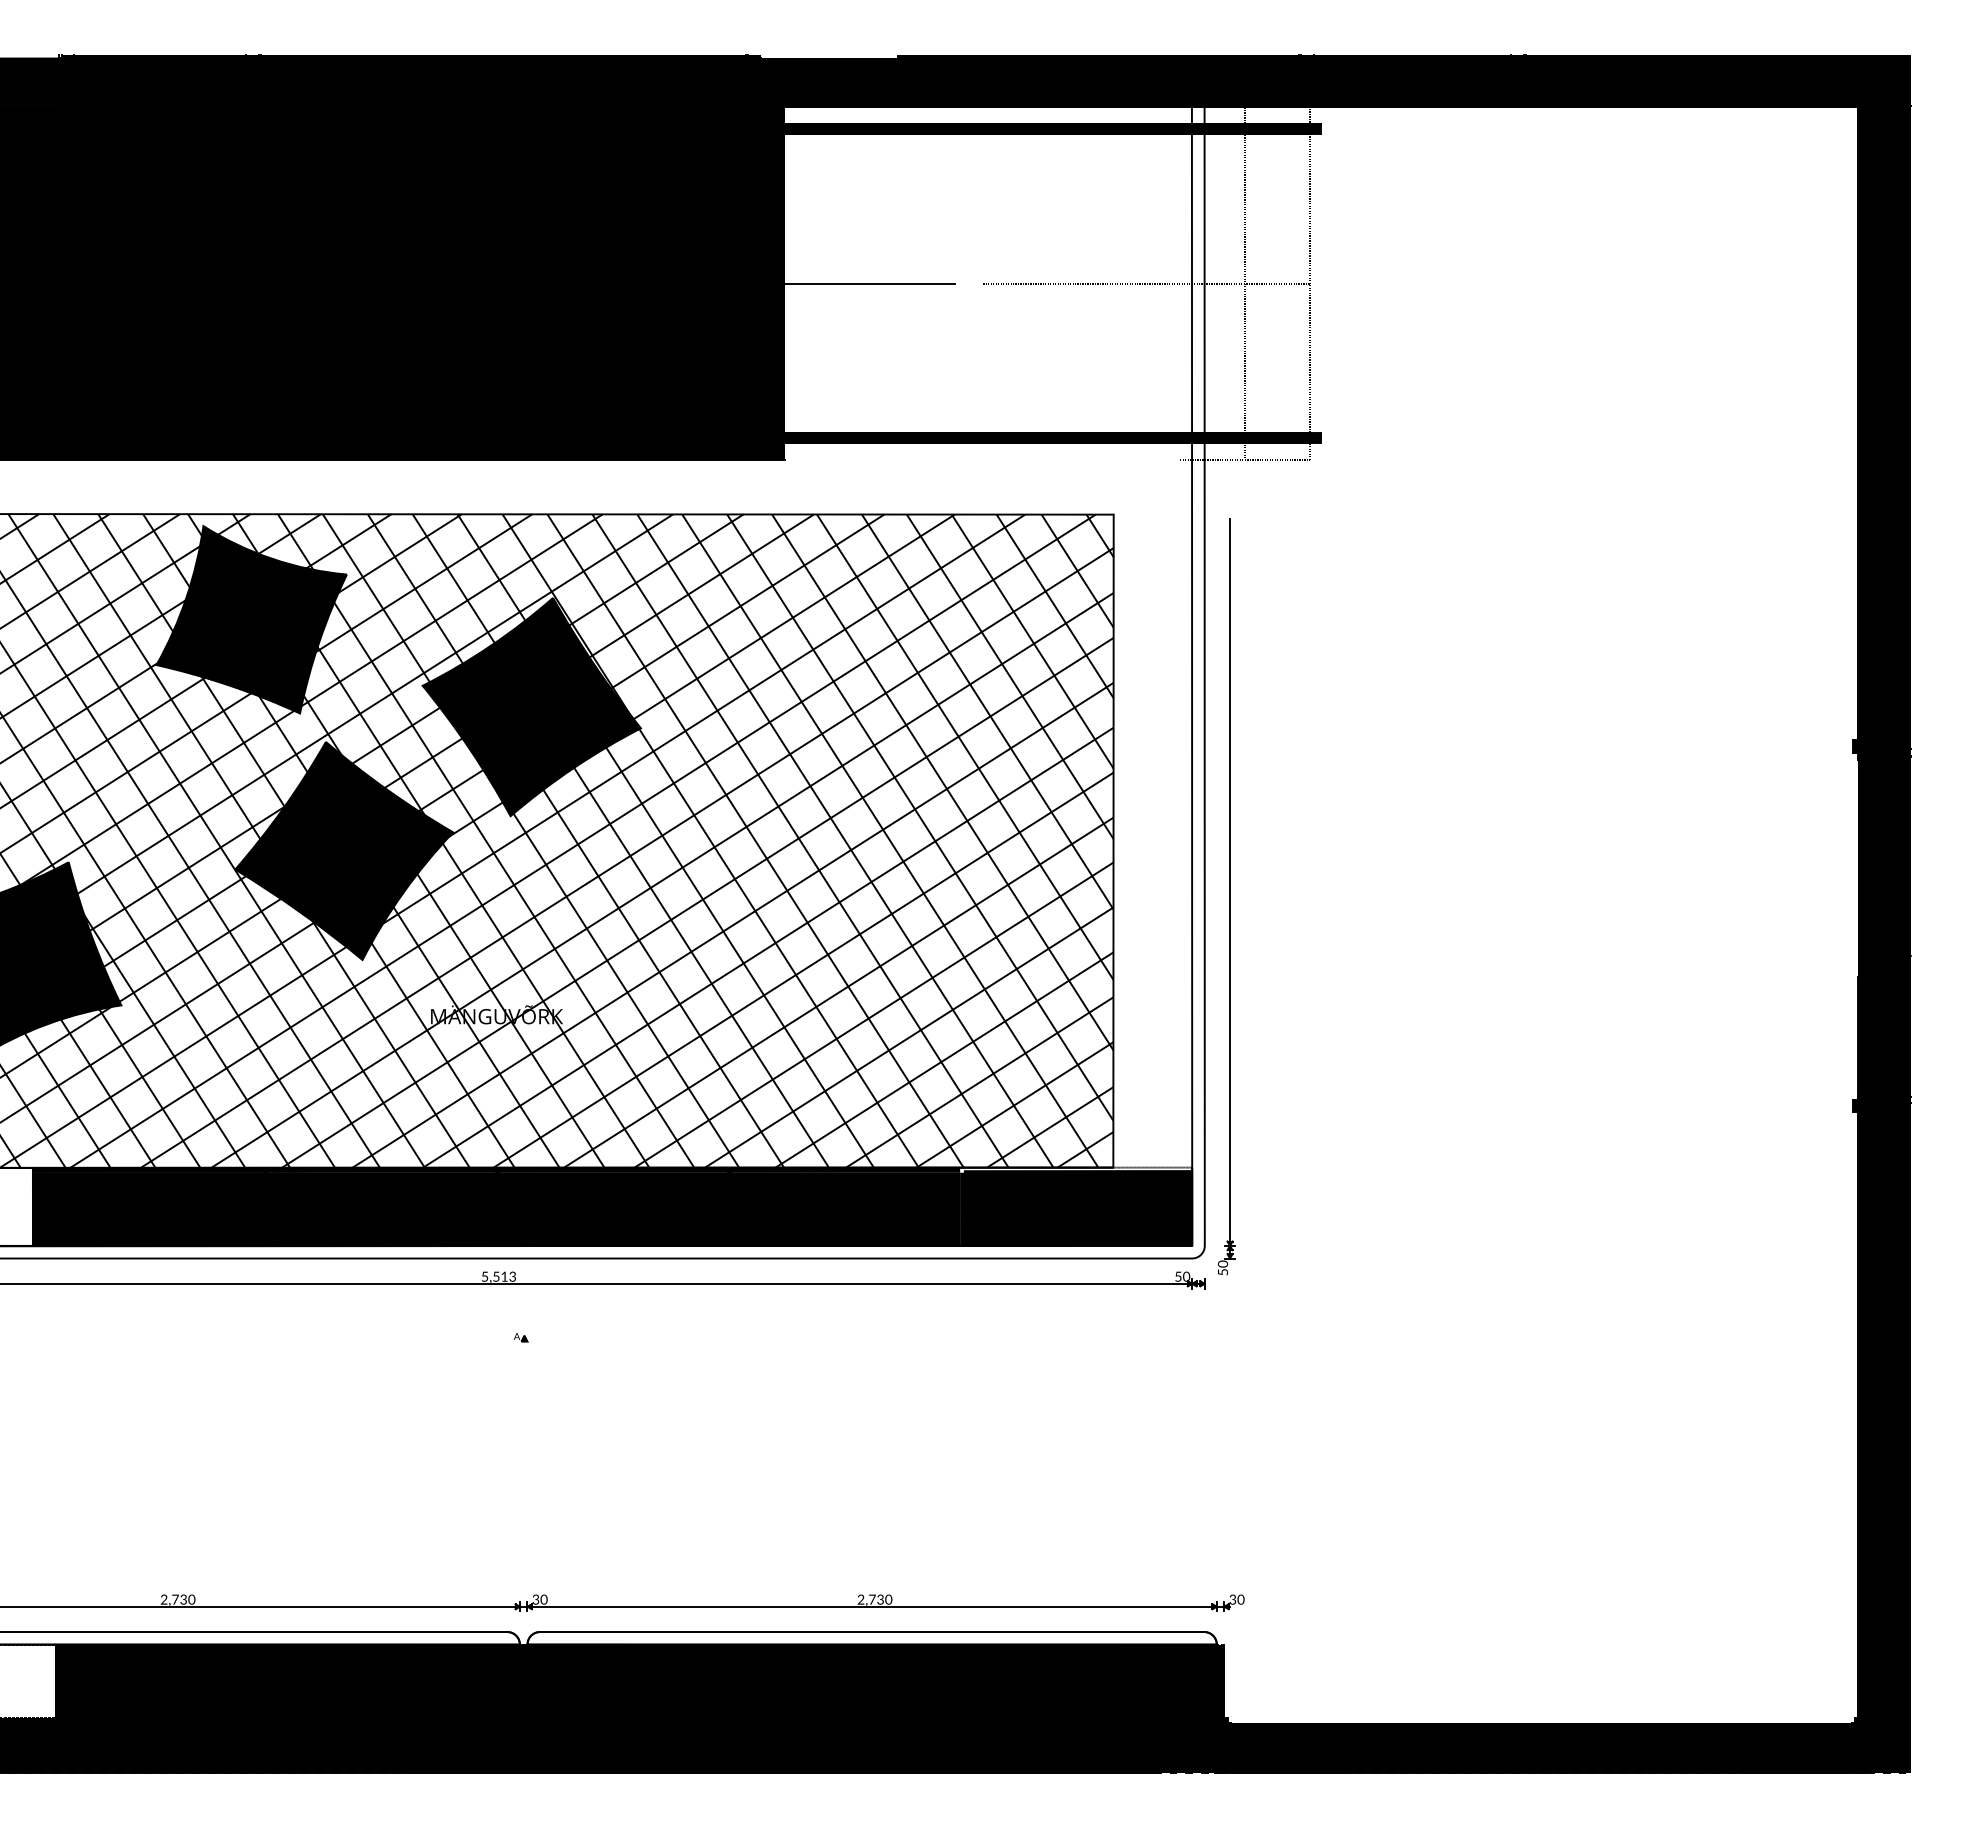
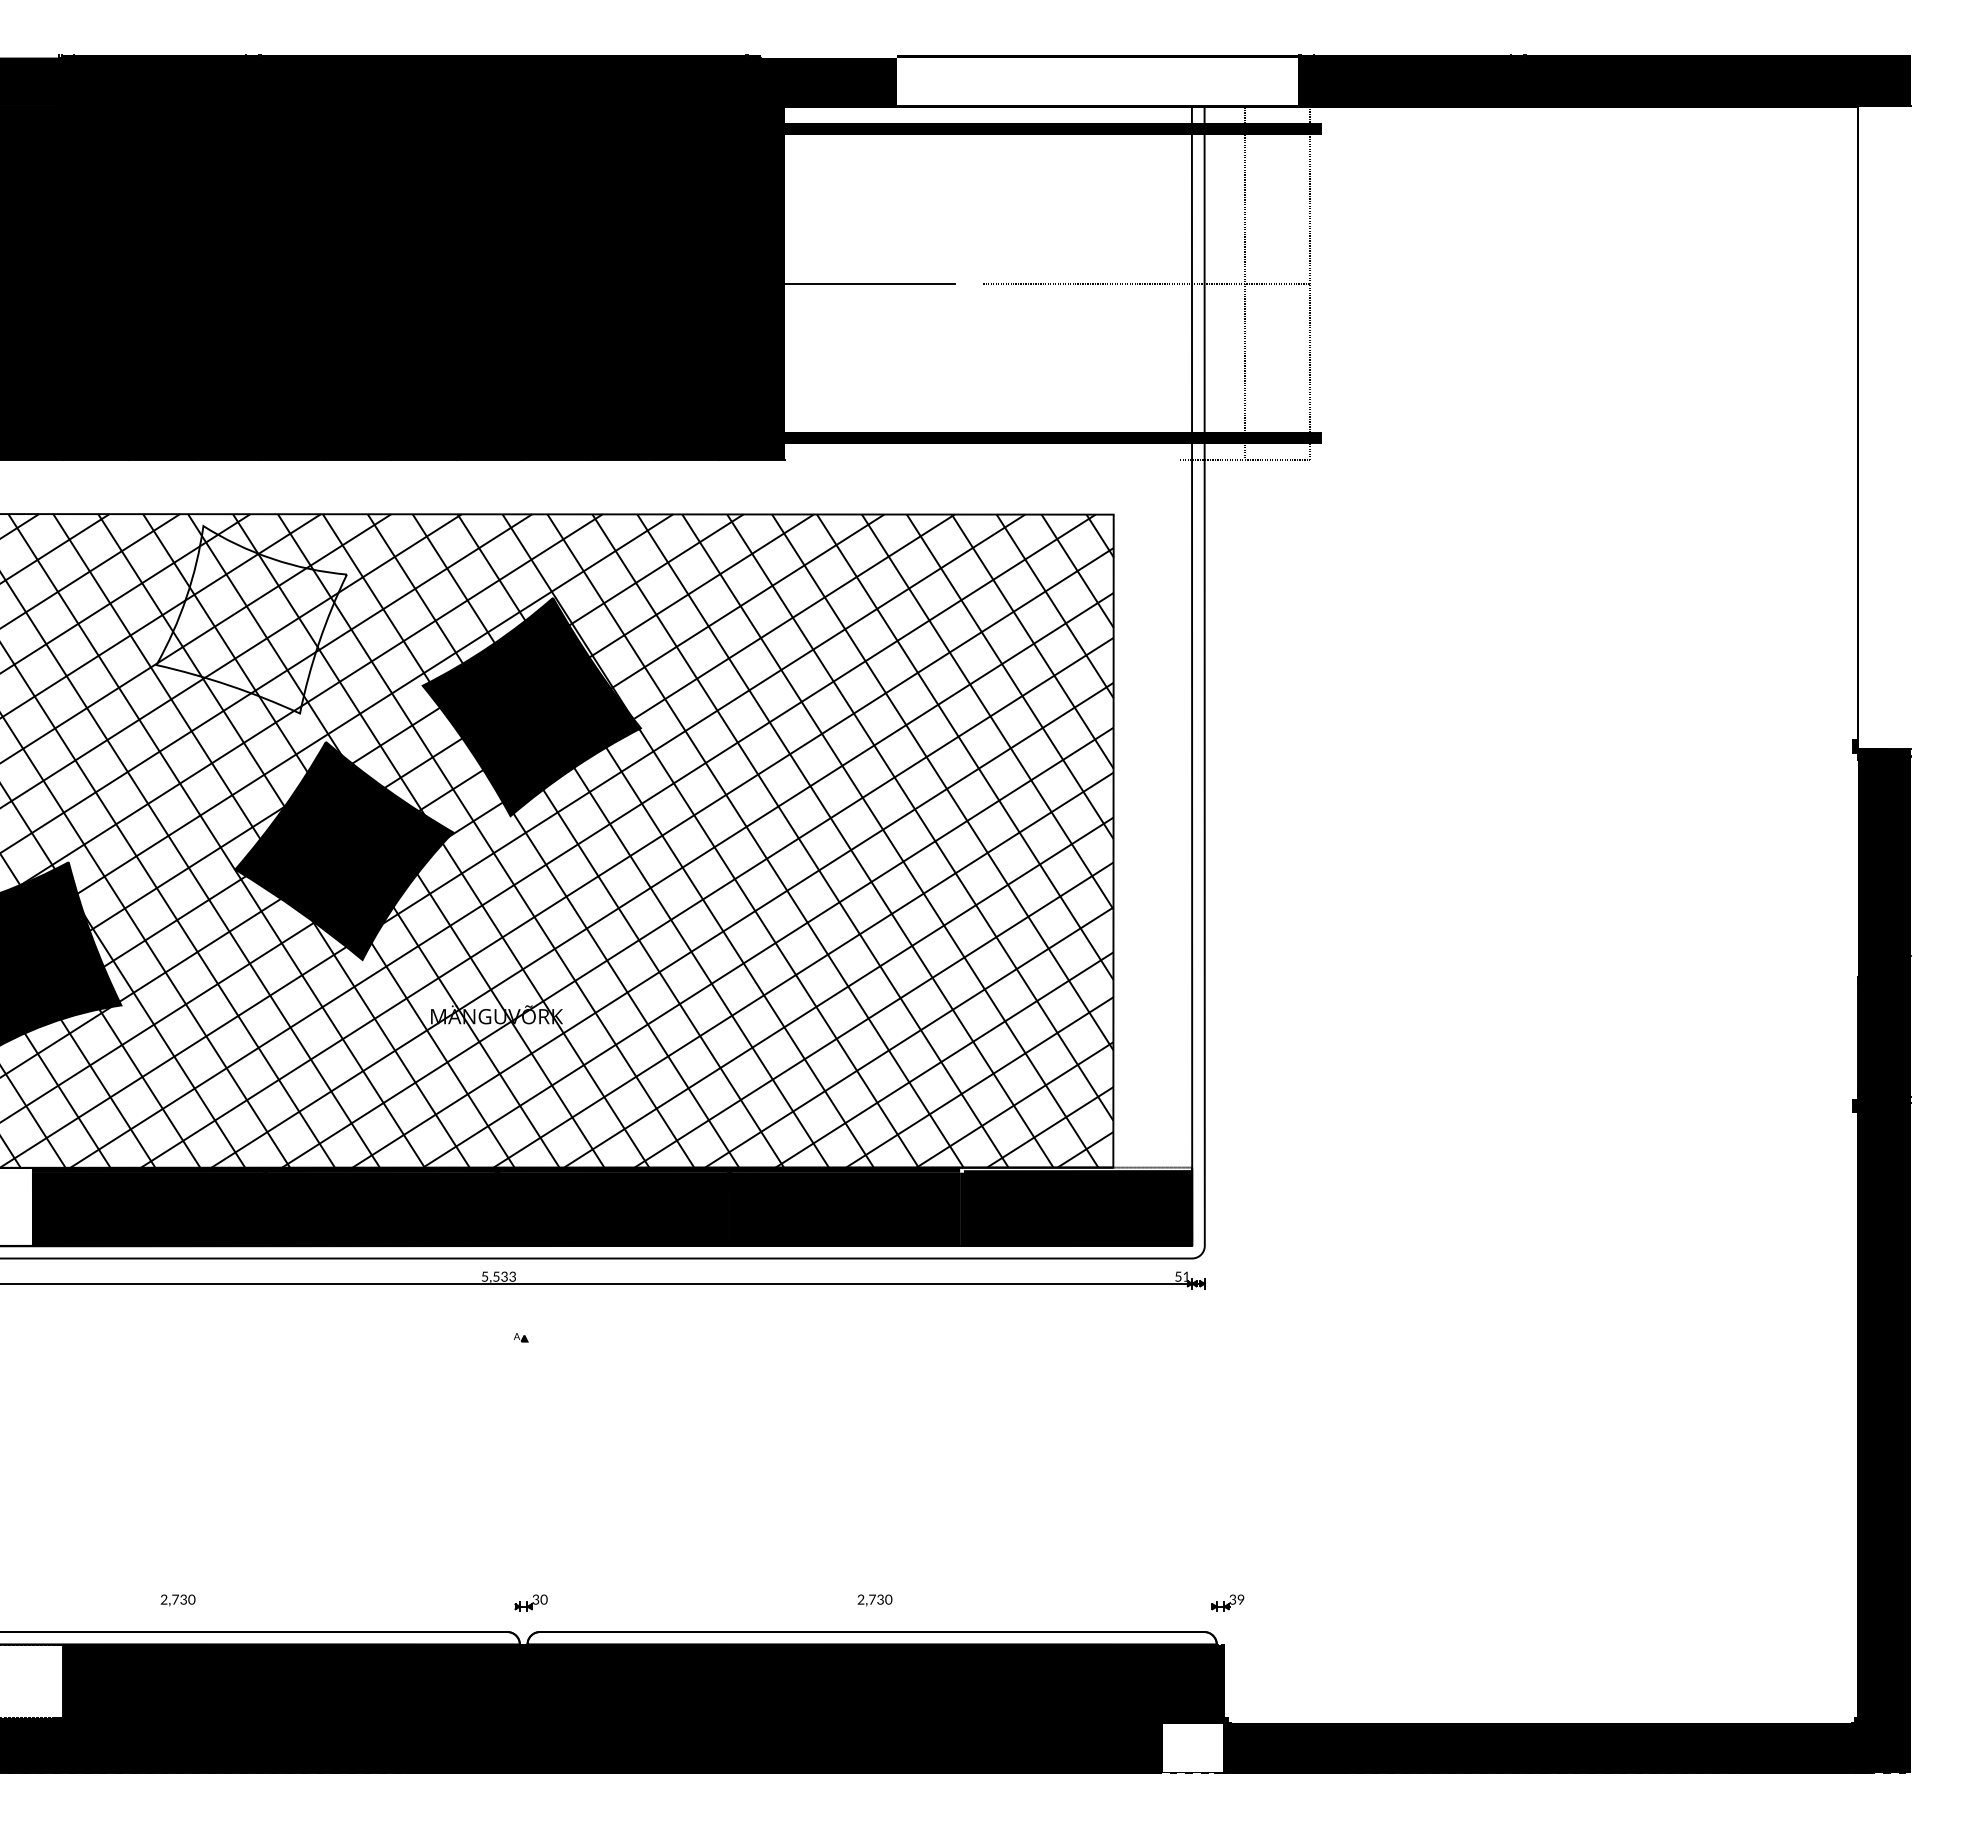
fill: present -> none (1097, 81)
fill: present -> none (1884, 427)
fill: present -> none (251, 619)
part: present -> none (1226, 896)
text: 5,513 -> 5,533 (504, 1276)
text: 50 -> 51 (1186, 1276)
text: 30 -> 39 (1240, 1600)
line: present -> none (258, 1606)
line: present -> none (871, 1606)
fill: present -> none (58, 1680)
fill: present -> none (1192, 1748)
